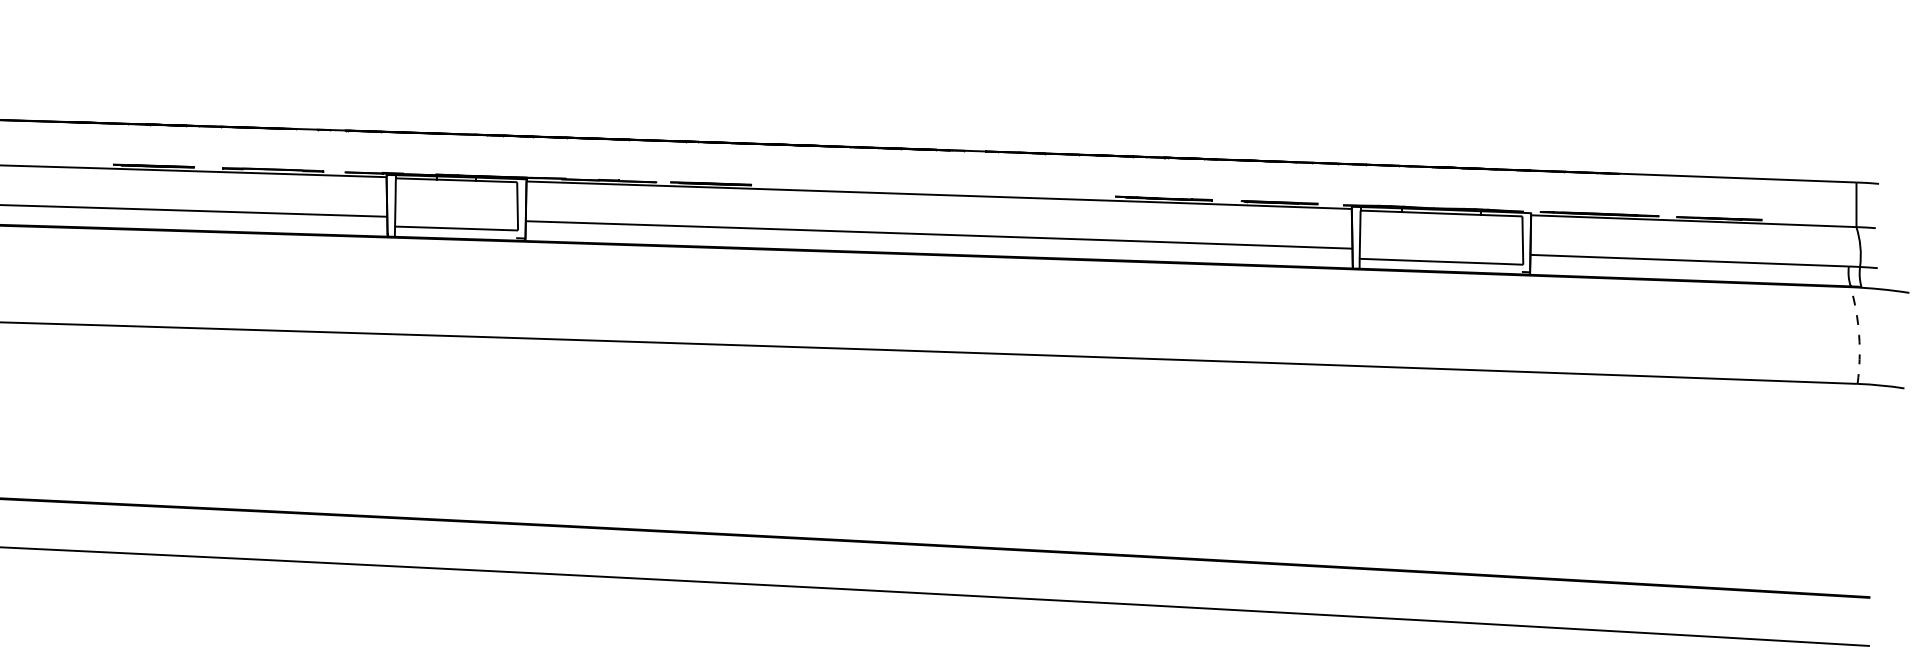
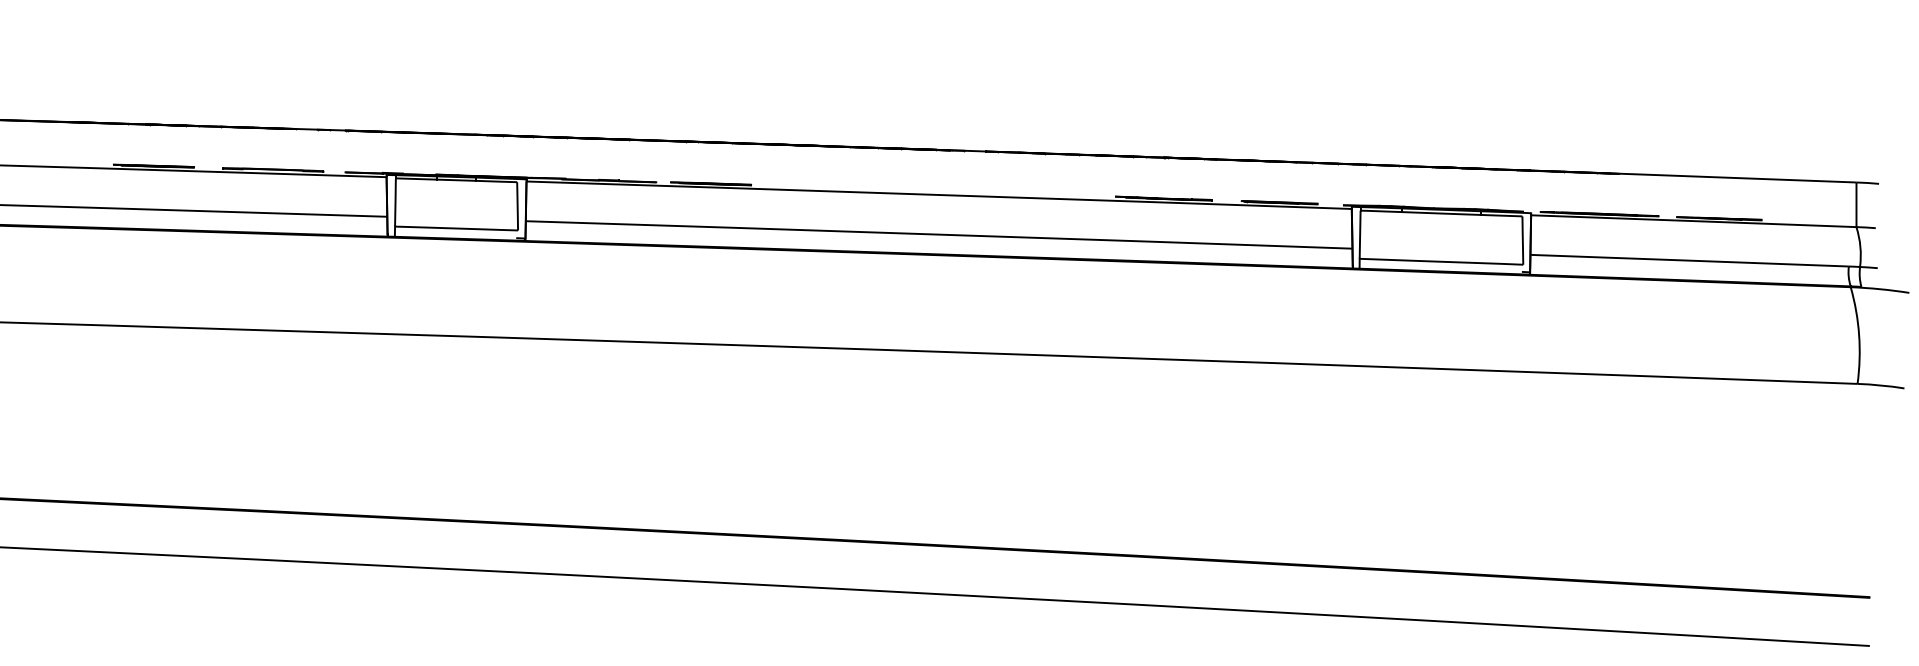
arc: dashed -> solid (1859, 335)
